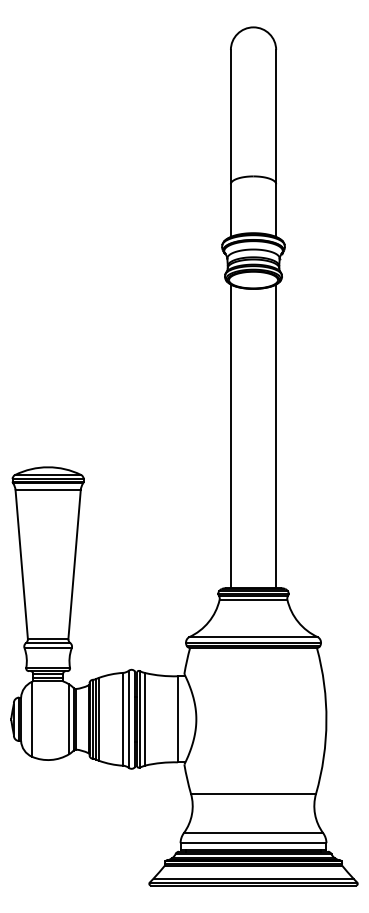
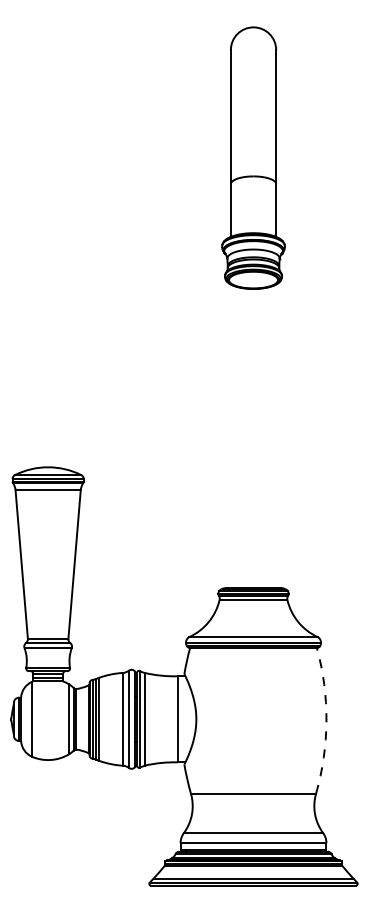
line: present -> none (230, 436)
line: present -> none (276, 436)
arc: solid -> dashed (326, 720)
